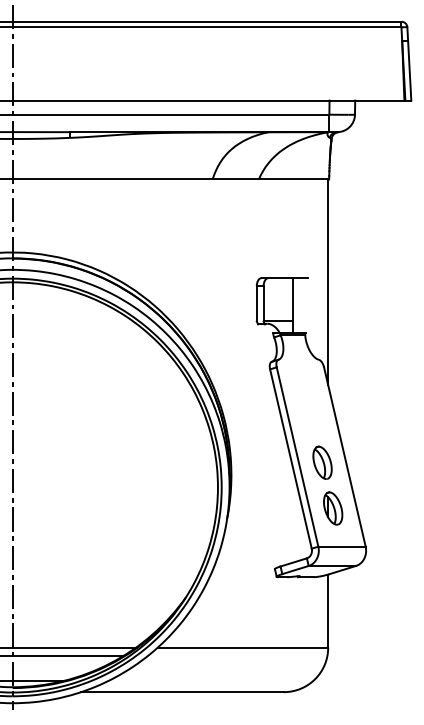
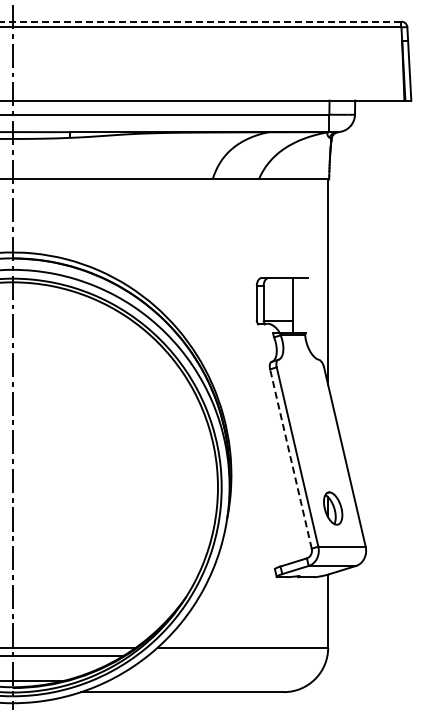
line: solid -> dashed (201, 21)
line: solid -> dashed (290, 458)
part: present -> none (322, 462)
